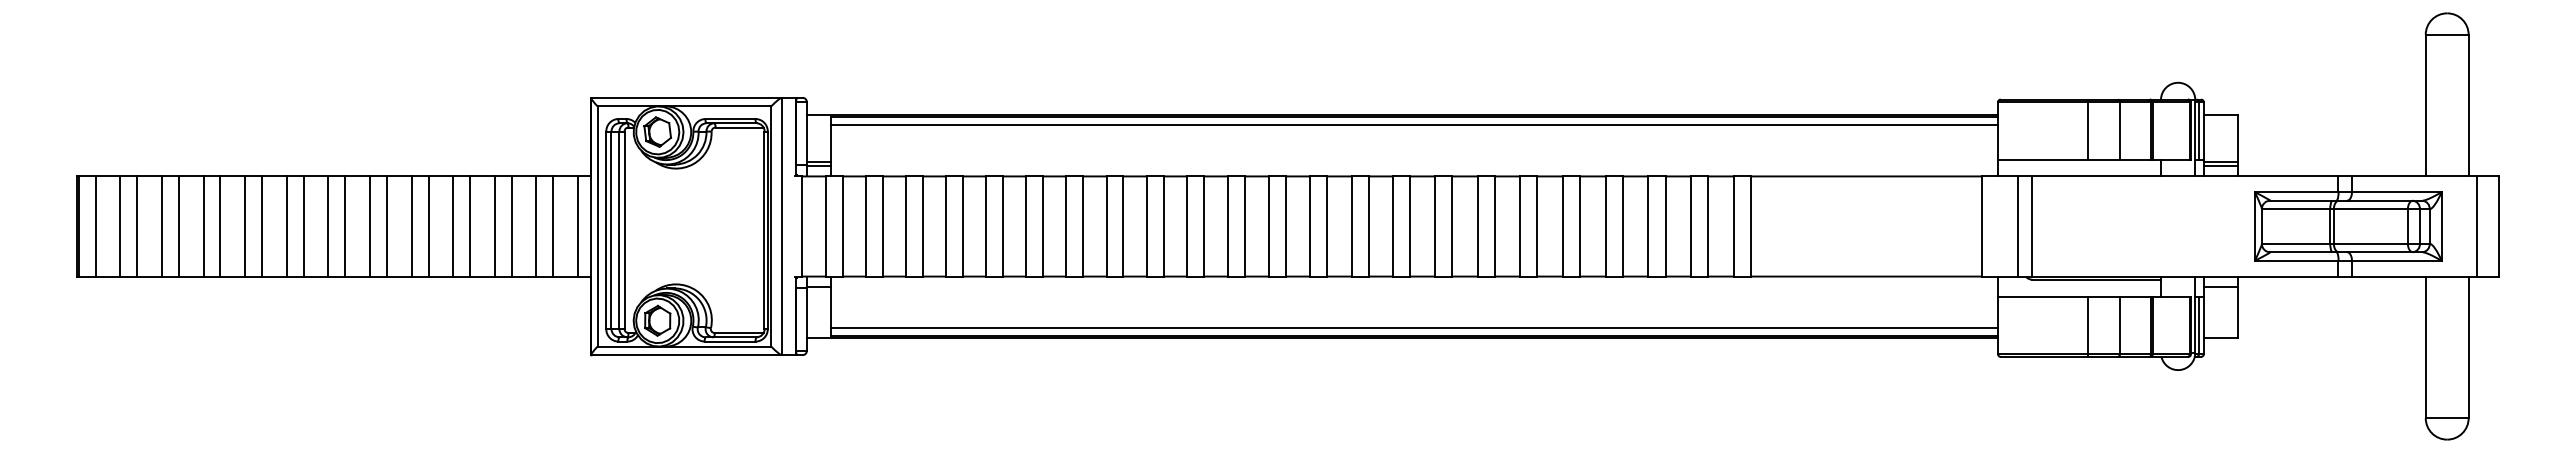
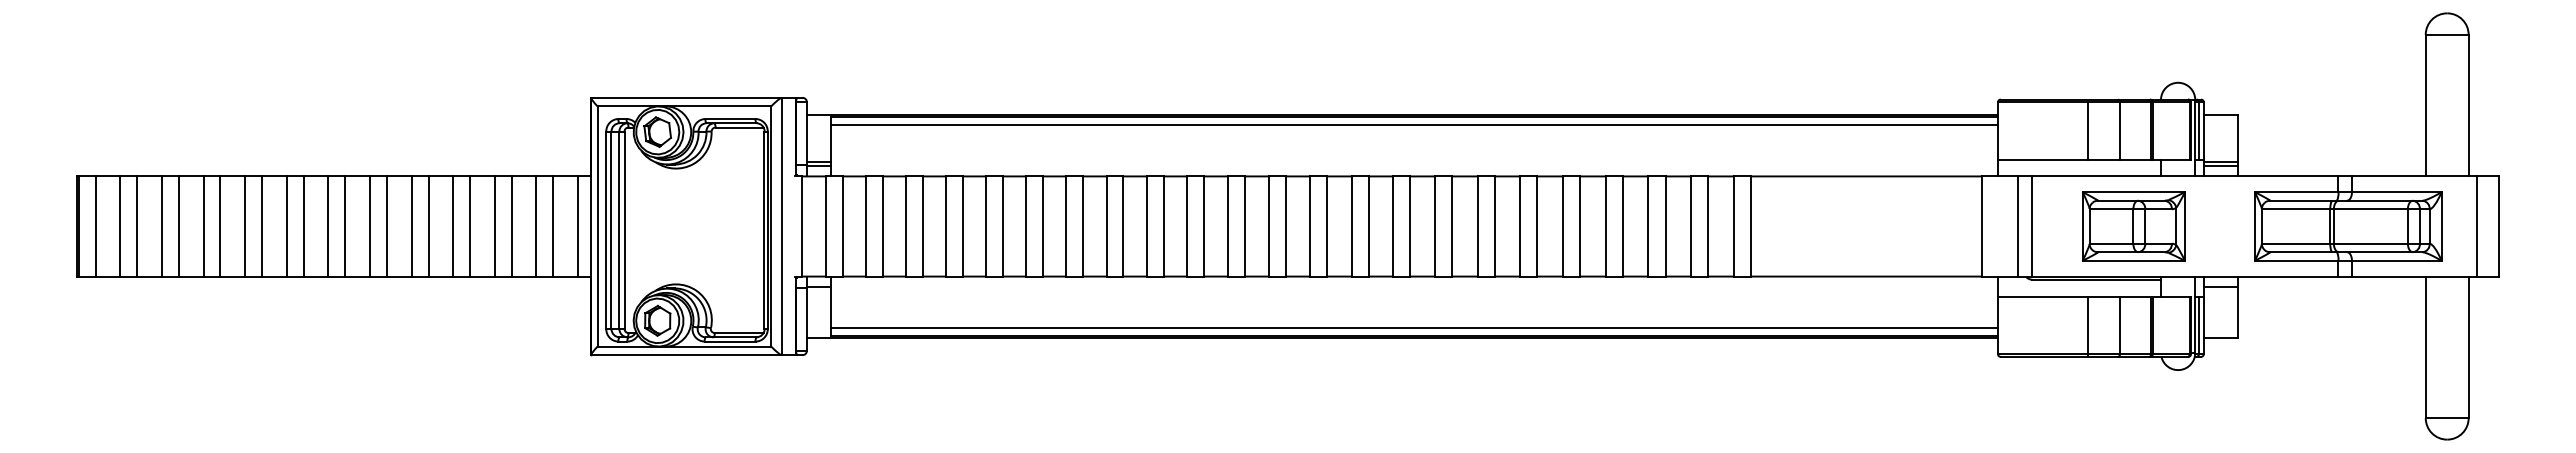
part: none -> present (2133, 226)
